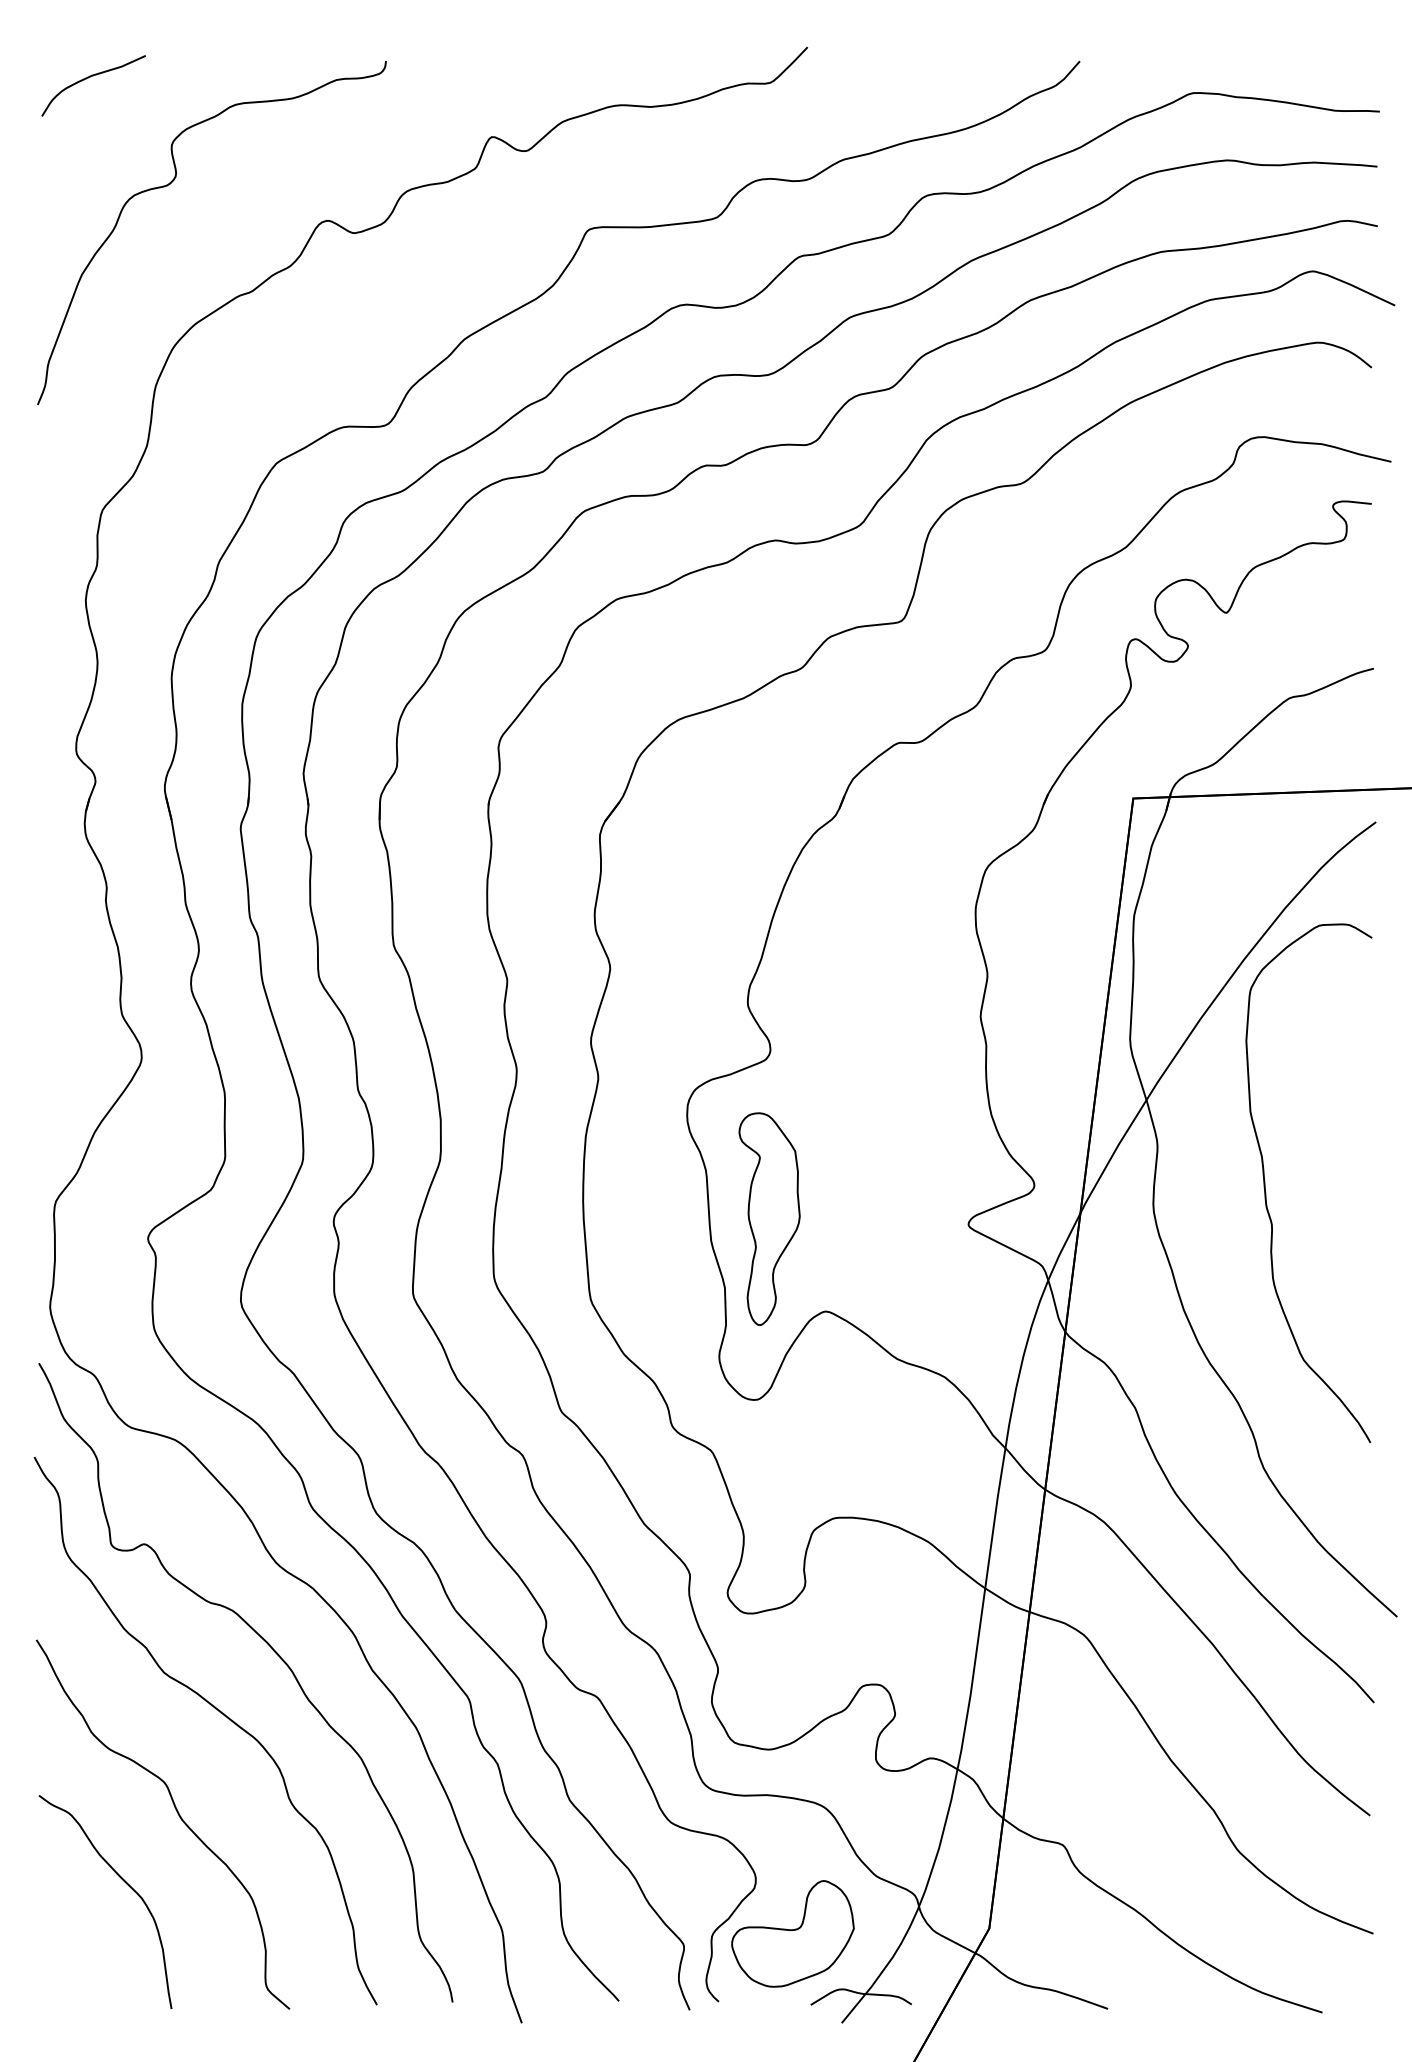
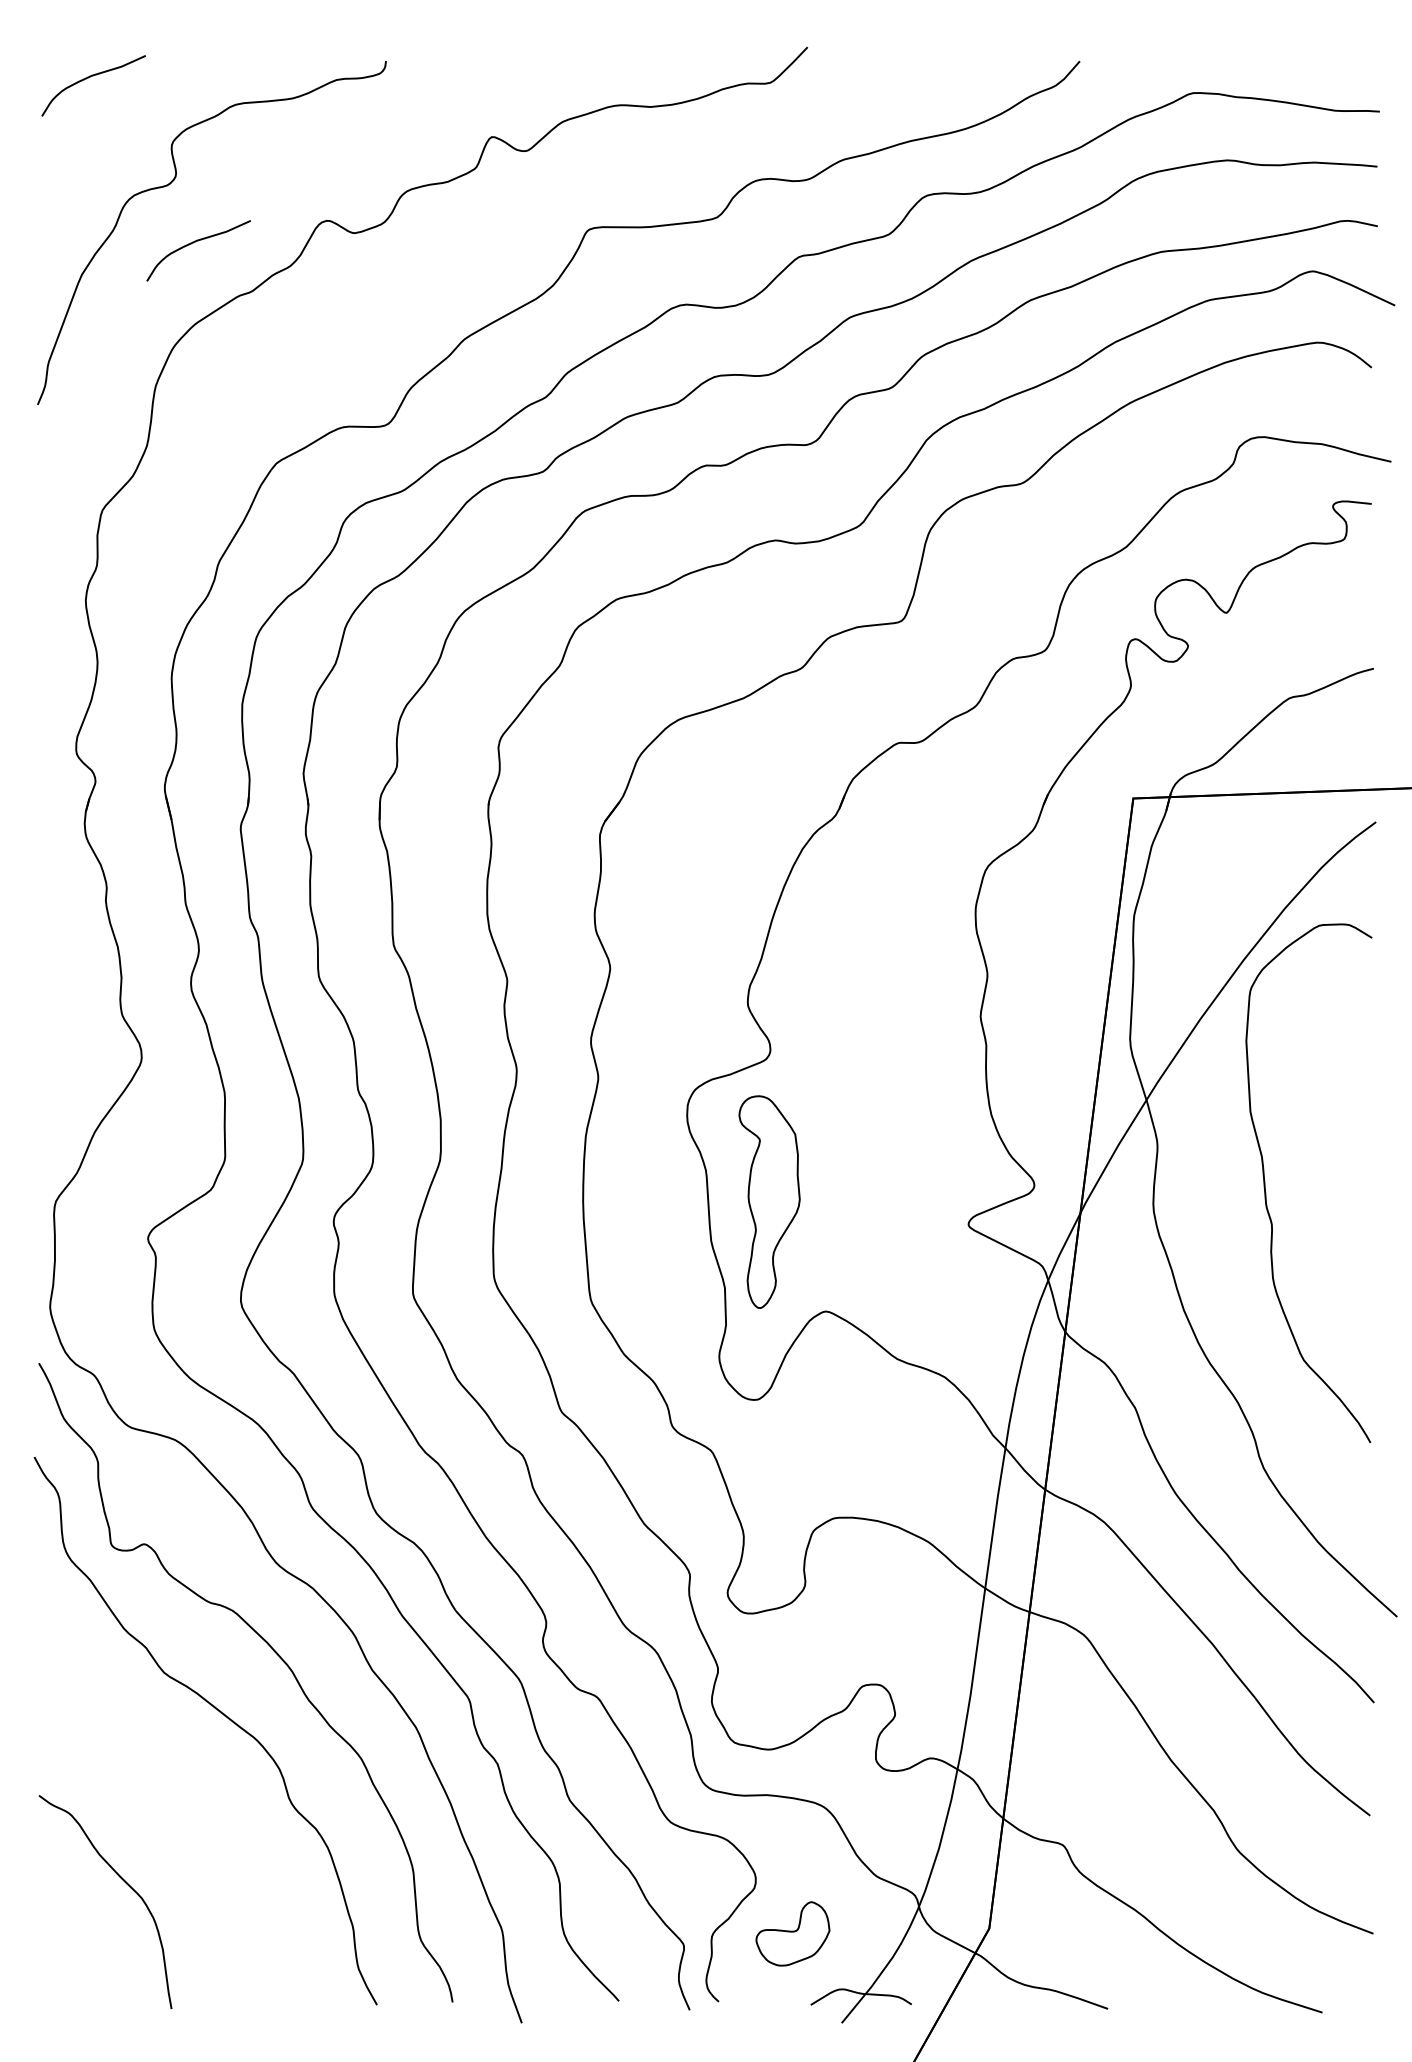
curve: none -> present (195, 242)
part position: (769, 1218) -> (769, 1201) (769, 1201)
curve: present -> none (179, 1817)
part size: 124x108 px -> 76x66 px (792, 1933)
